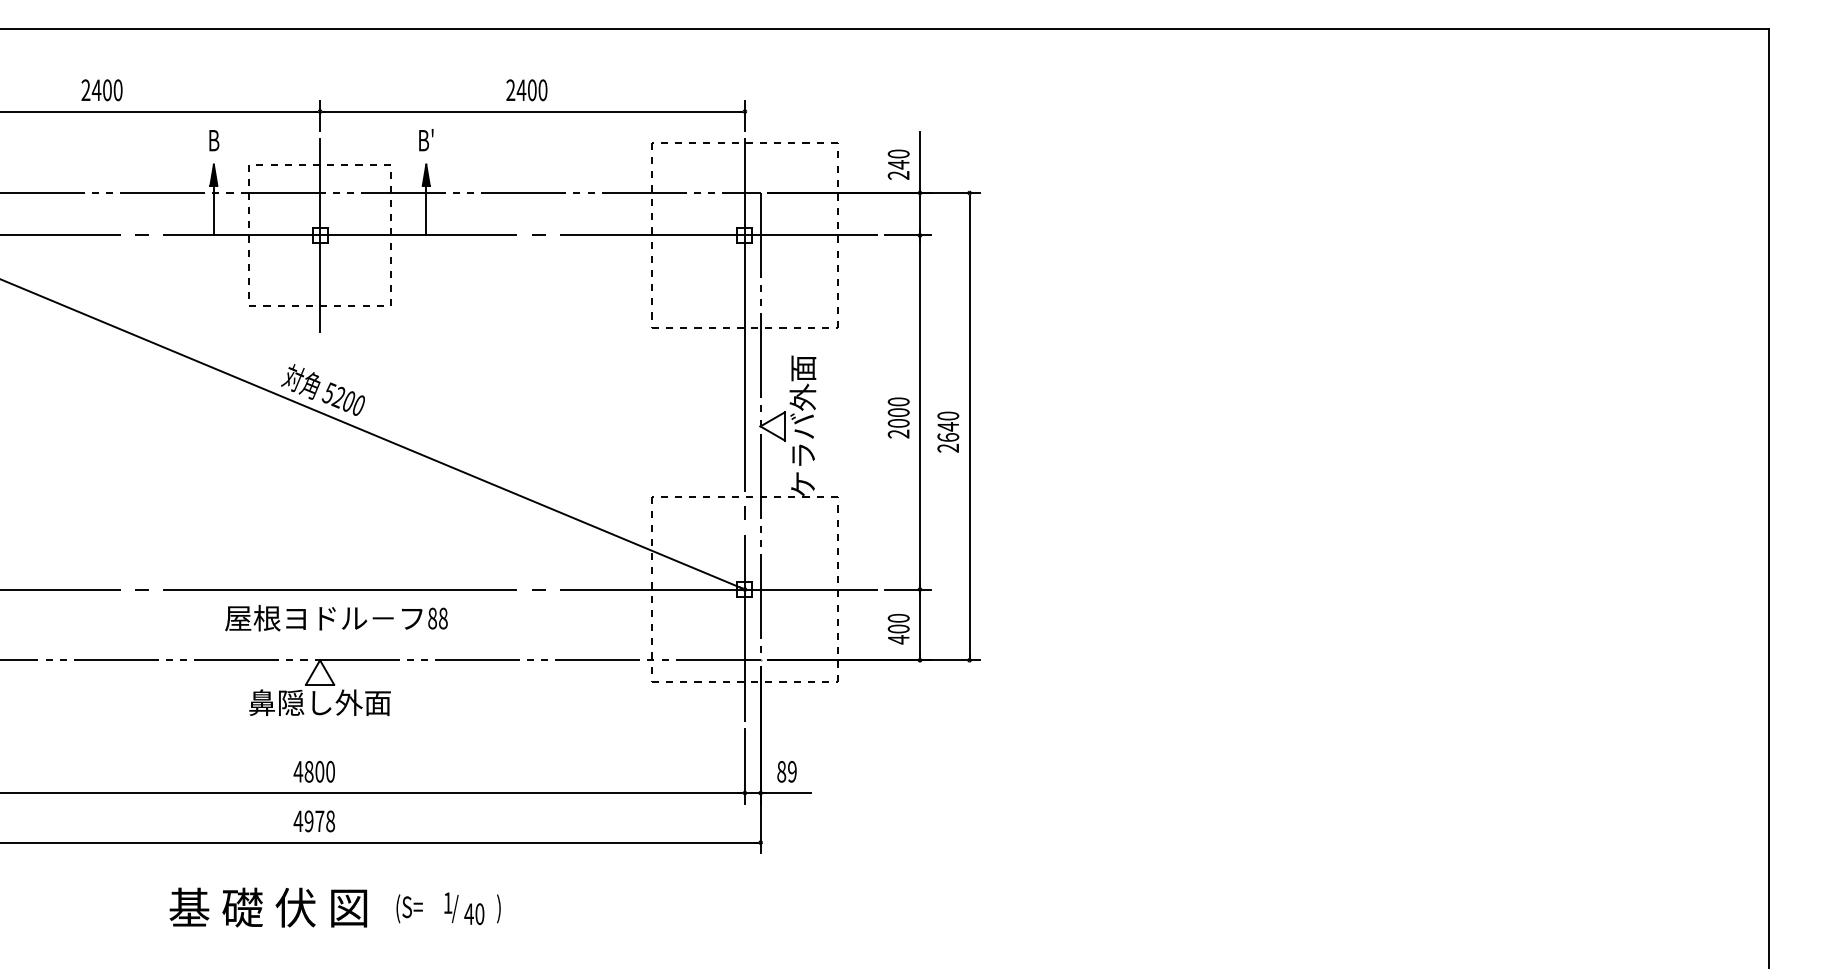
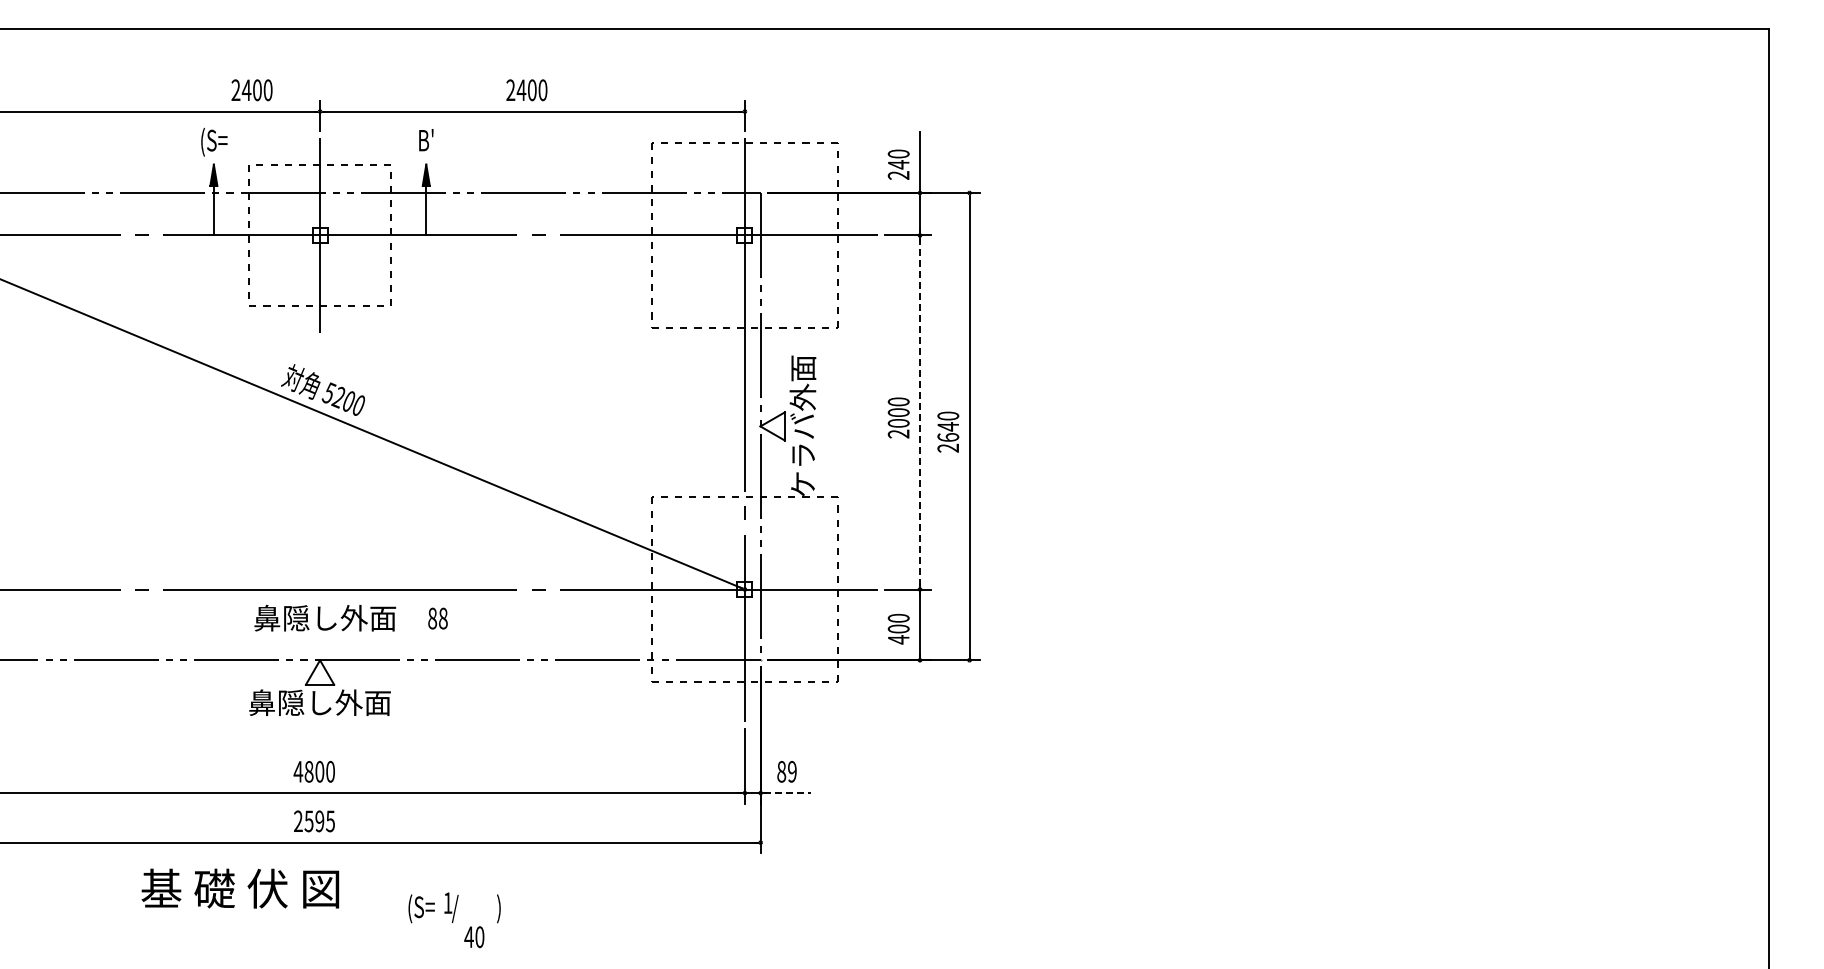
text position: (101, 90) -> (251, 90) (251, 90)
text: B -> (S= (214, 141)
line: solid -> dashed (920, 411)
text: 屋根ヨドル－フ -> 鼻隠し外面 (323, 617)
line: solid -> dashed (787, 793)
text: 4978 -> 2595 (314, 821)
text position: (268, 907) -> (240, 888) (240, 888)
text position: (409, 908) -> (421, 908) (421, 908)
text position: (474, 914) -> (474, 937) (474, 937)
